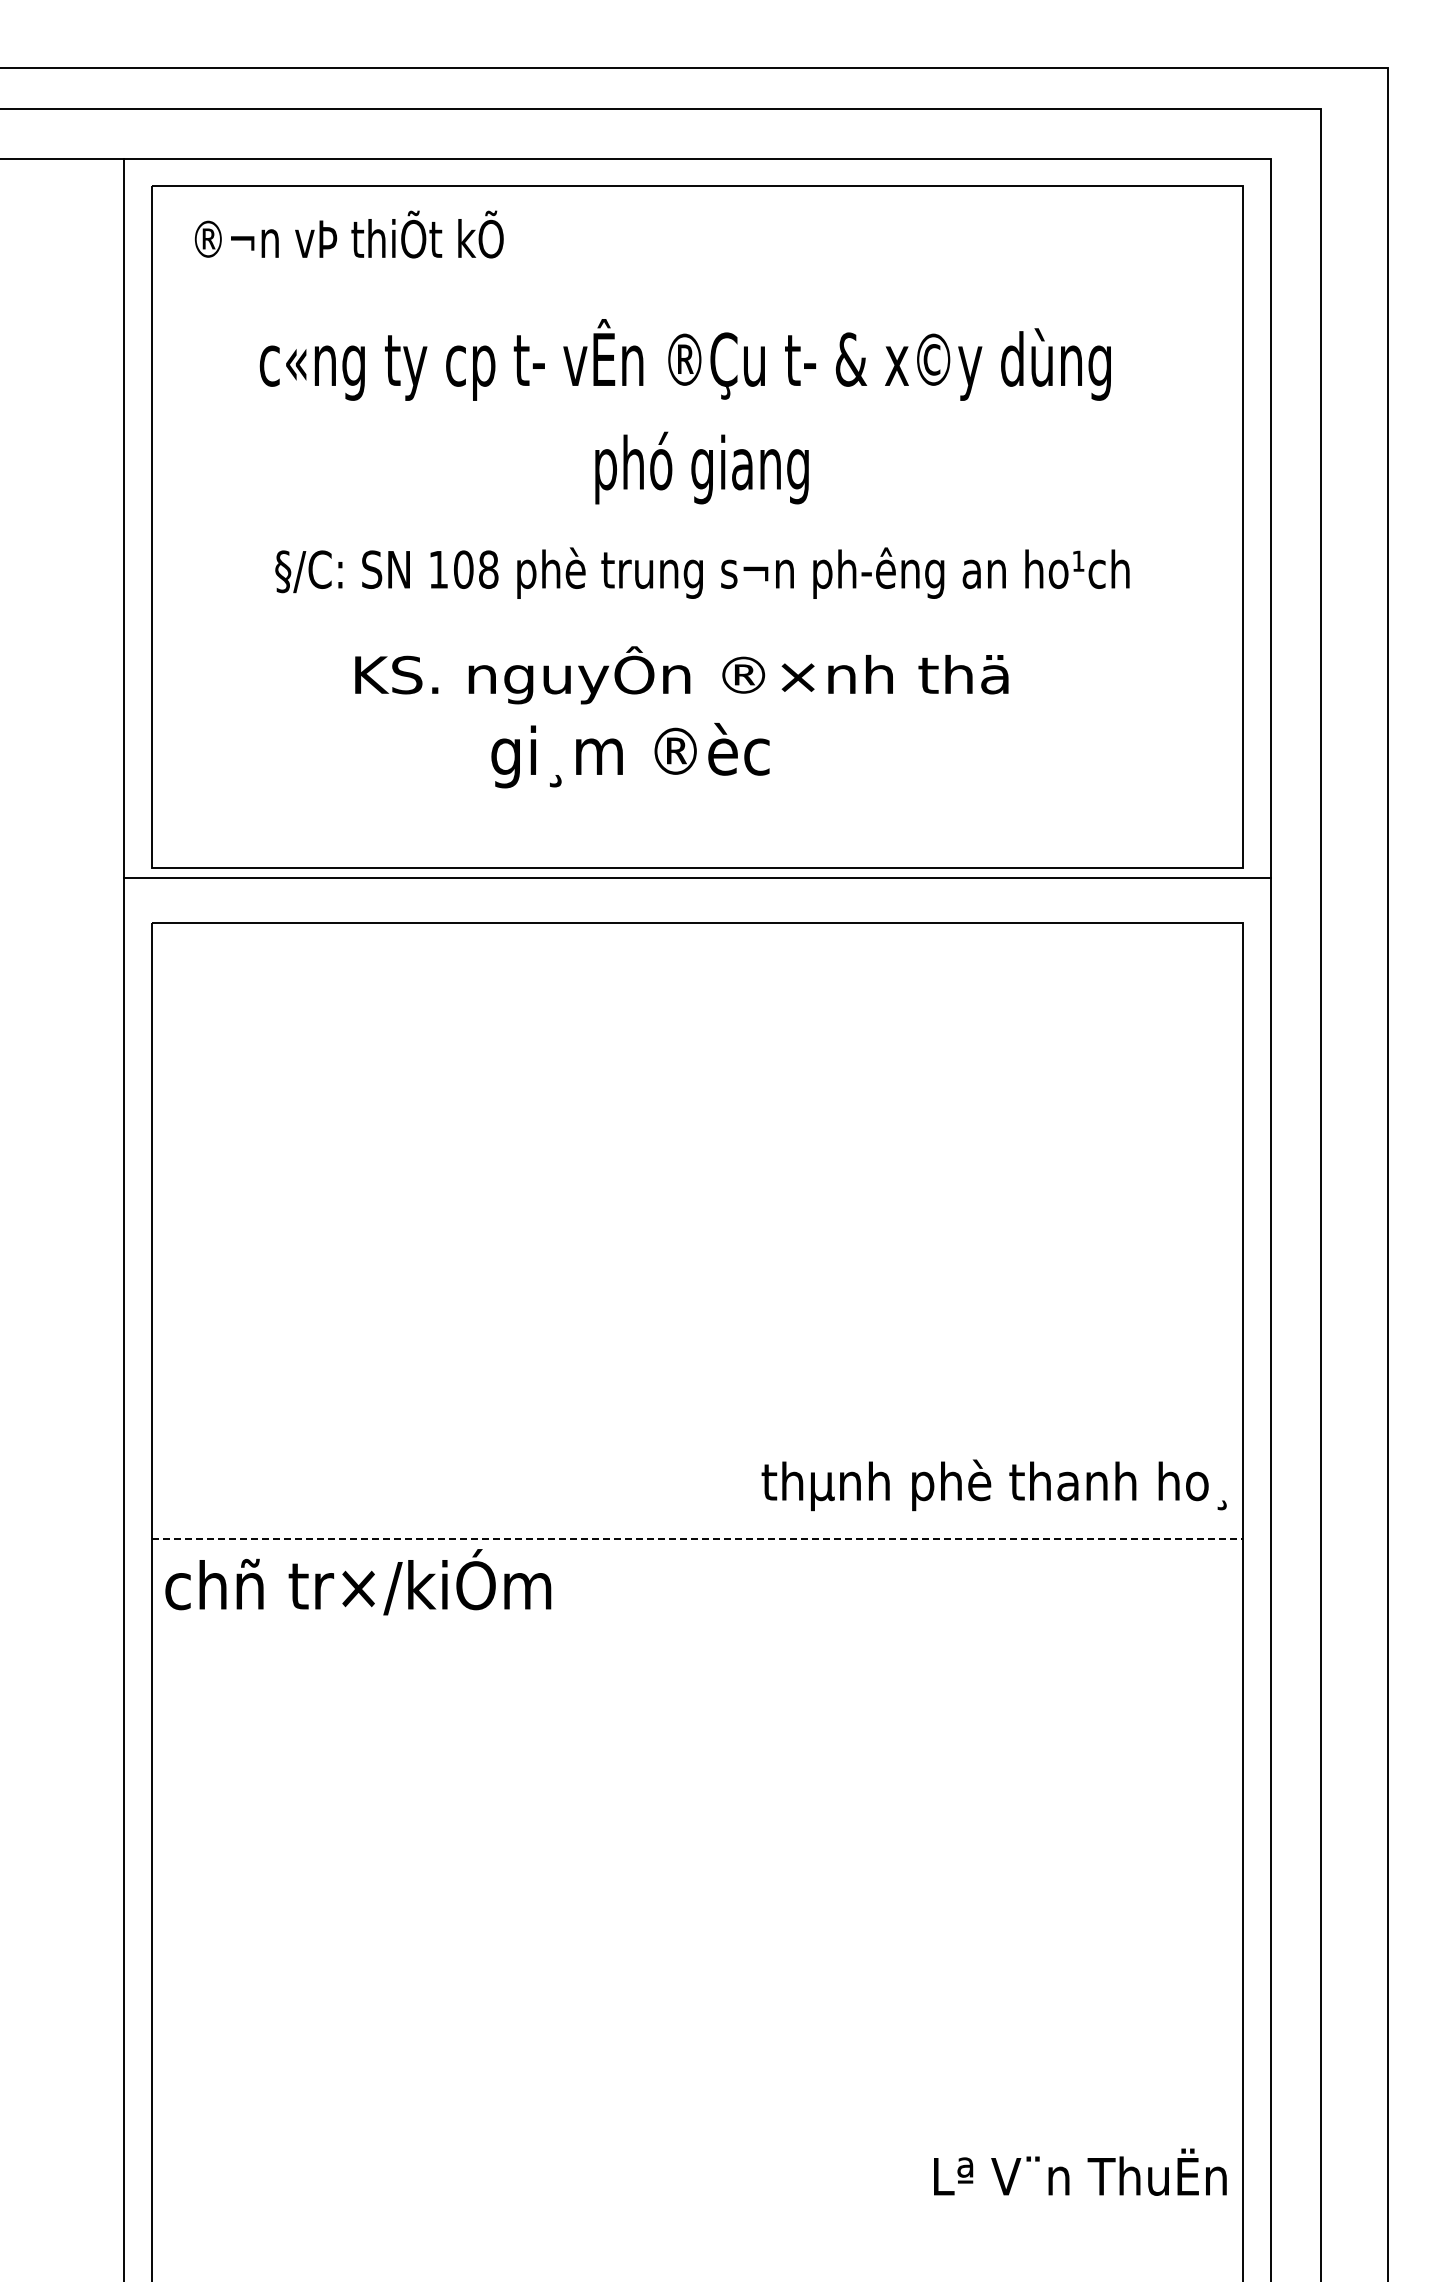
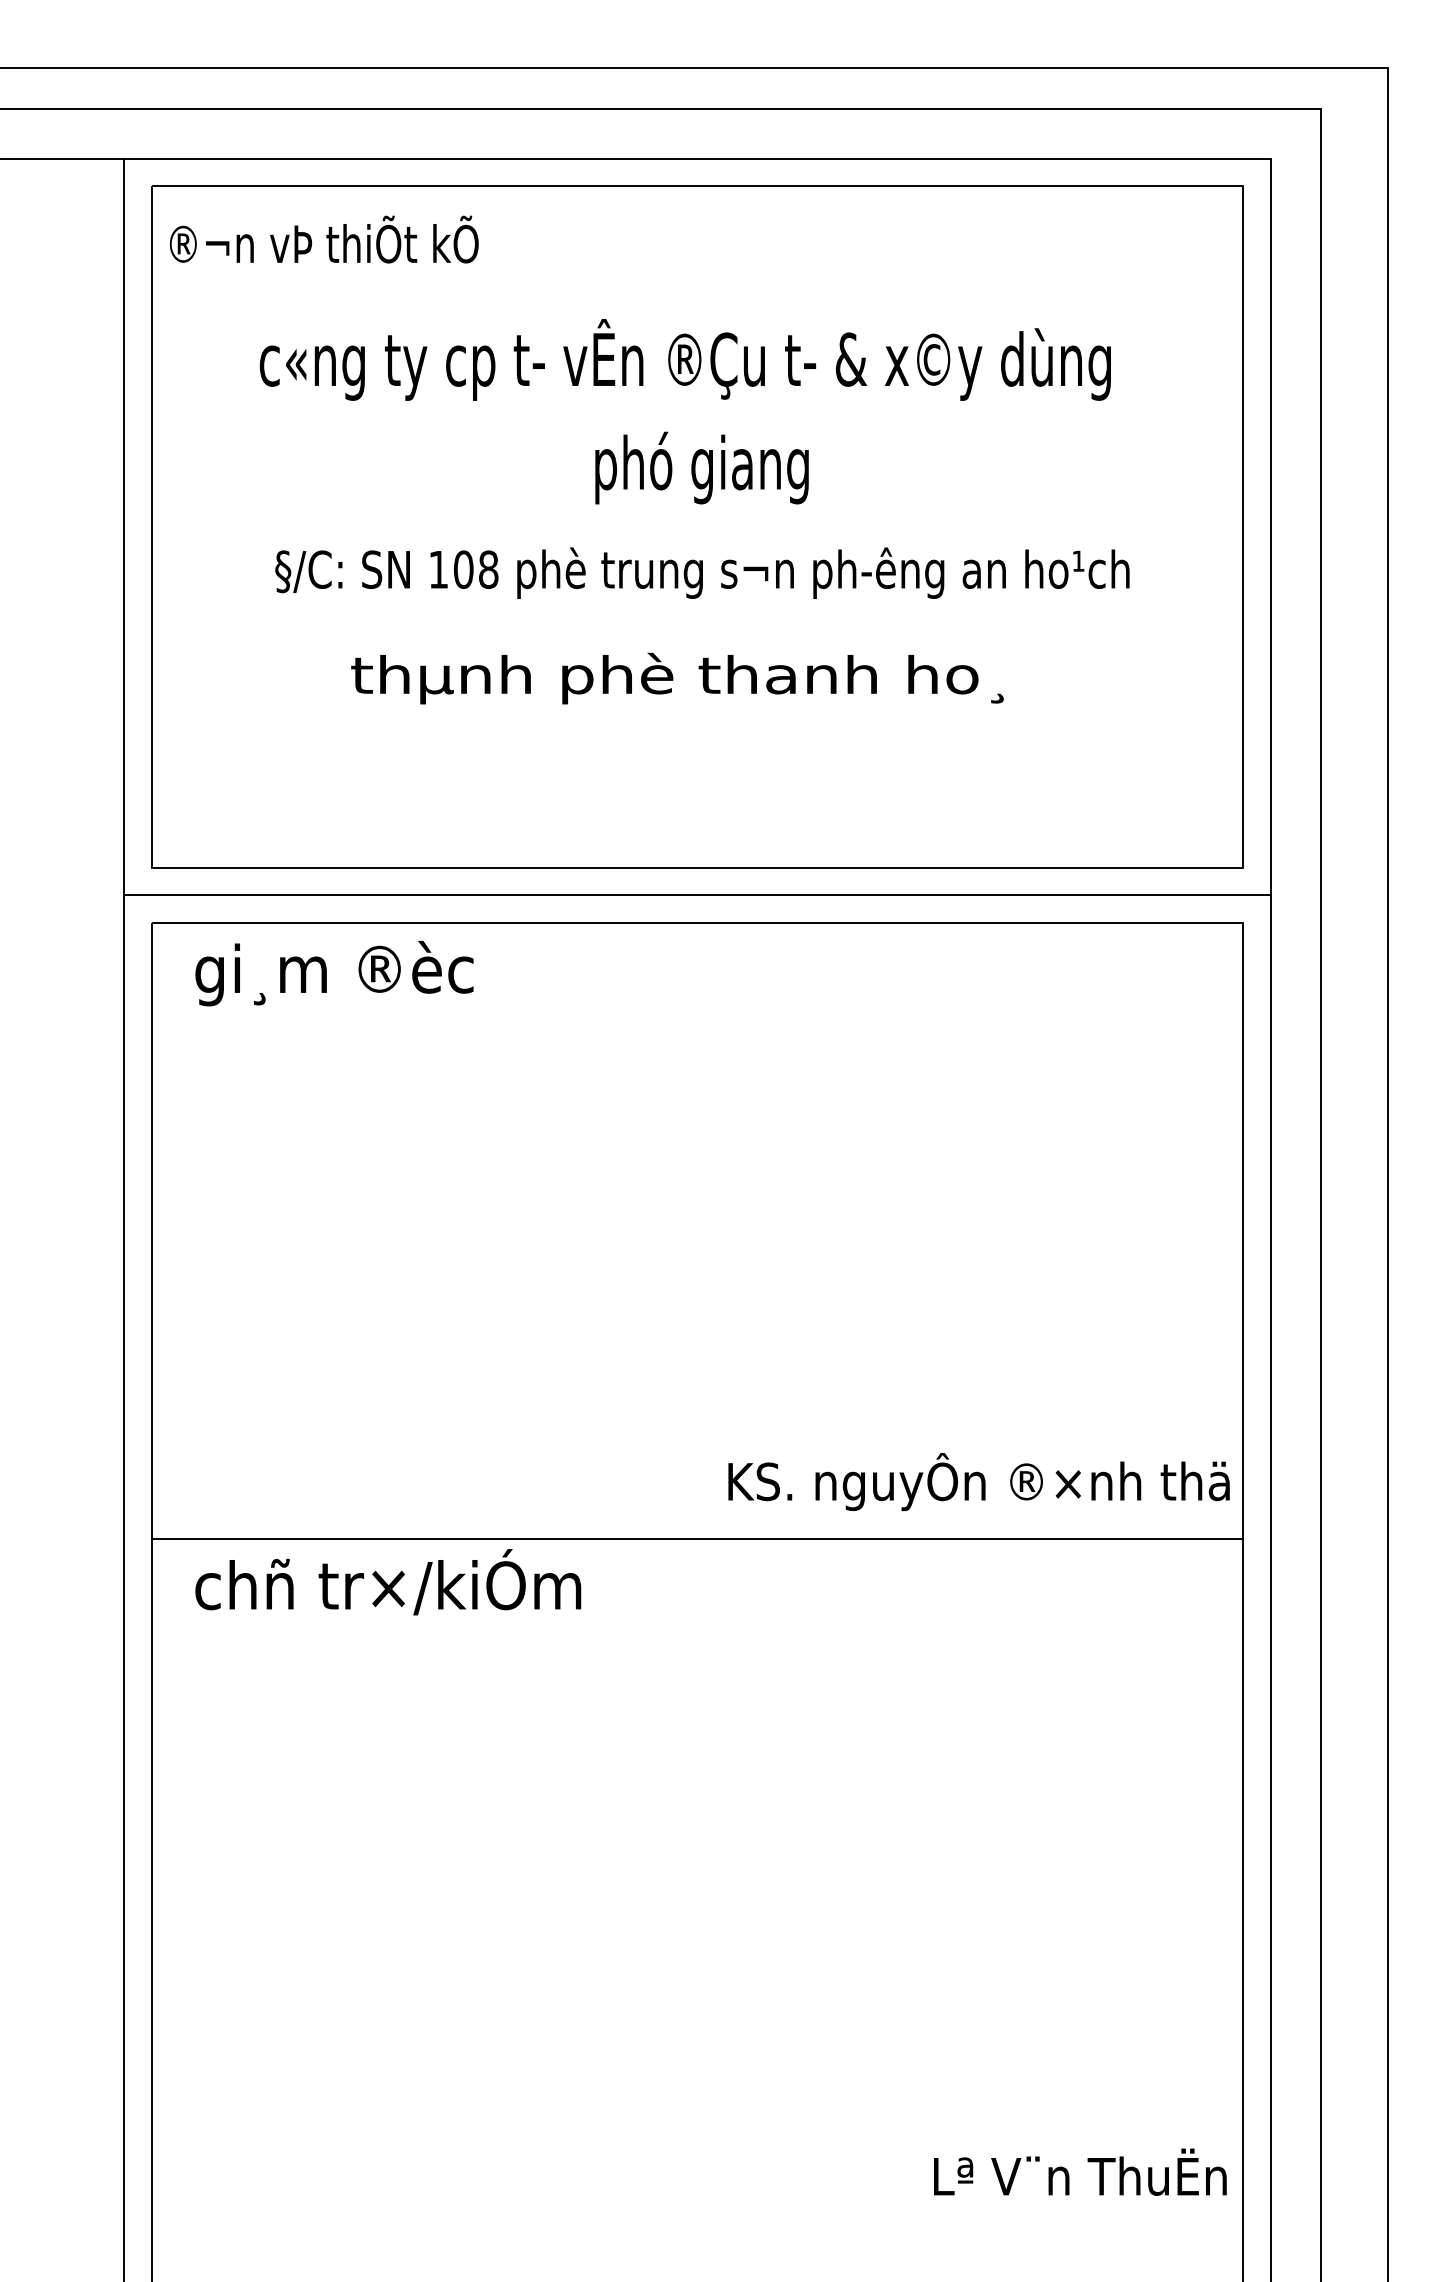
text position: (348, 234) -> (323, 239) (323, 239)
text: KS. nguyÔn ®×nh thä -> thµnh phè thanh ho¸ (679, 675)
text position: (630, 755) -> (334, 973) (334, 973)
line position: (697, 878) -> (697, 895) (697, 895)
text: thµnh phè thanh ho¸ -> KS. nguyÔn ®×nh thä (978, 1482)
line: dashed -> solid (697, 1539)
text position: (358, 1582) -> (388, 1582) (388, 1582)
